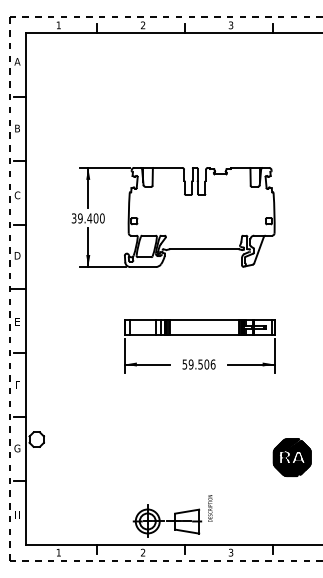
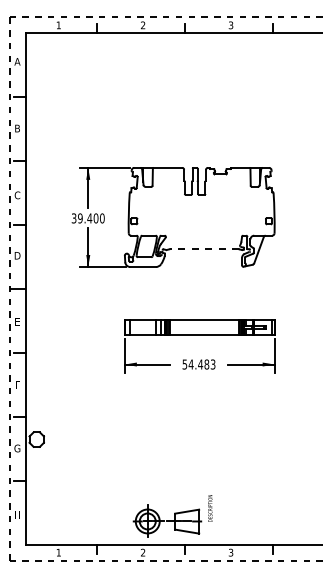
line: solid -> dashed (204, 249)
text: 59.506 -> 54.483 (201, 364)
part: present -> none (291, 457)
